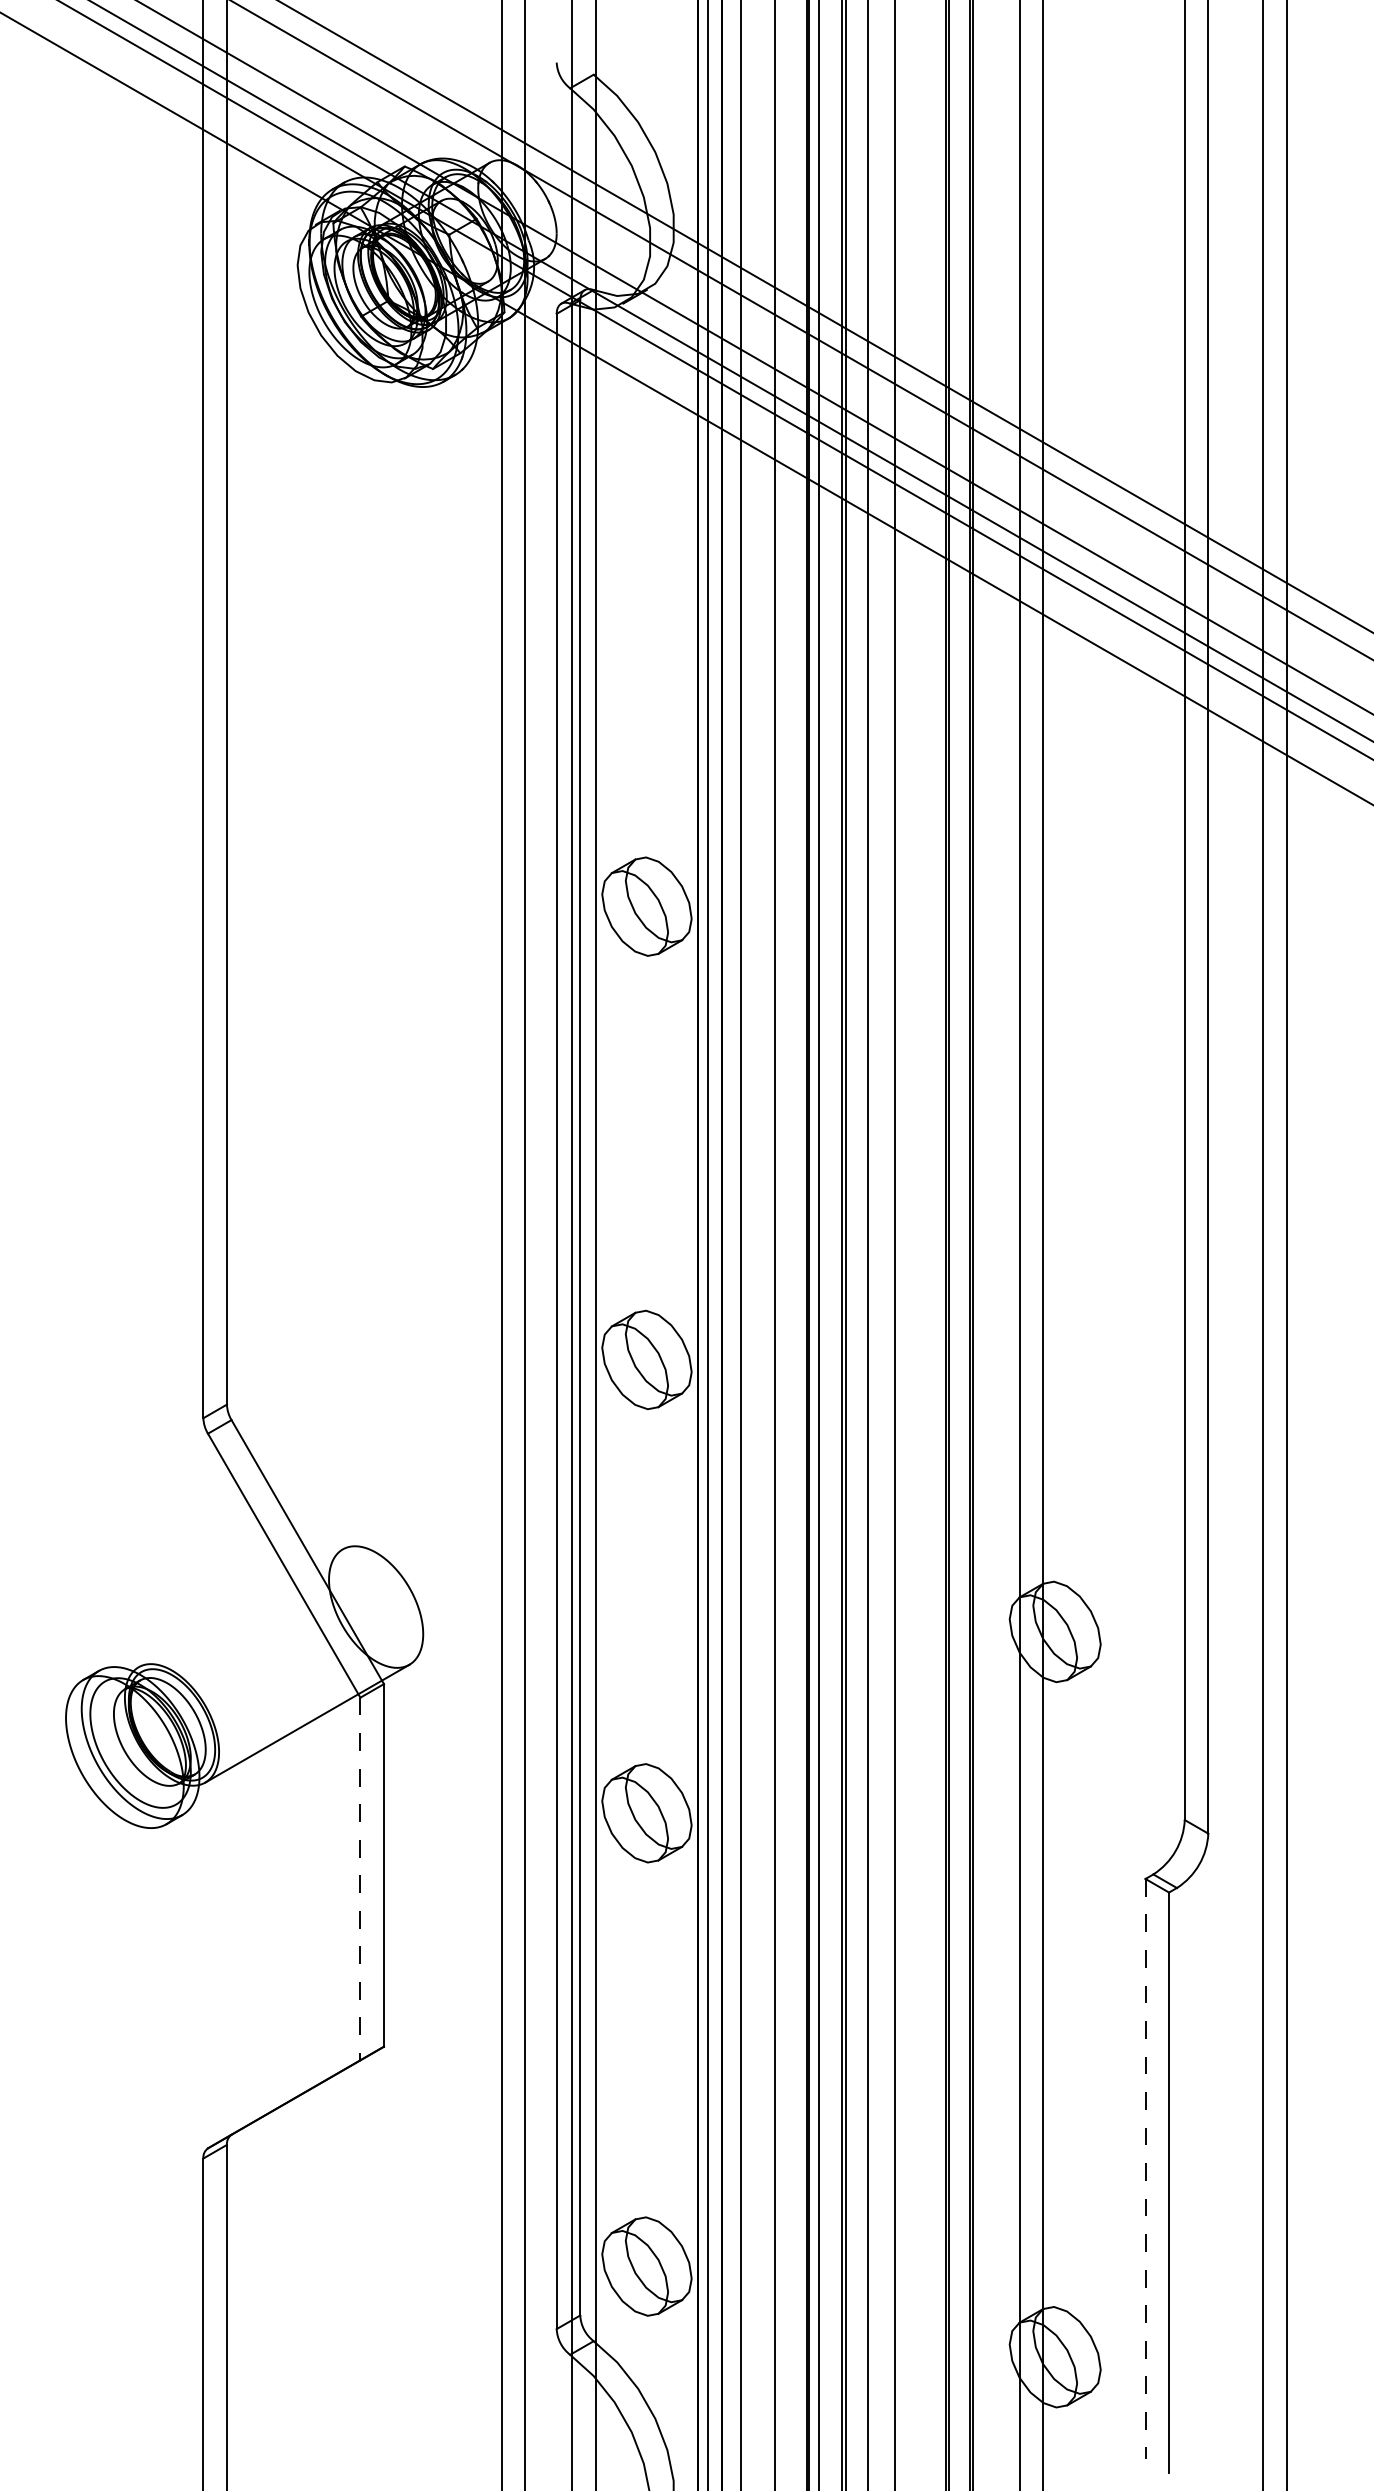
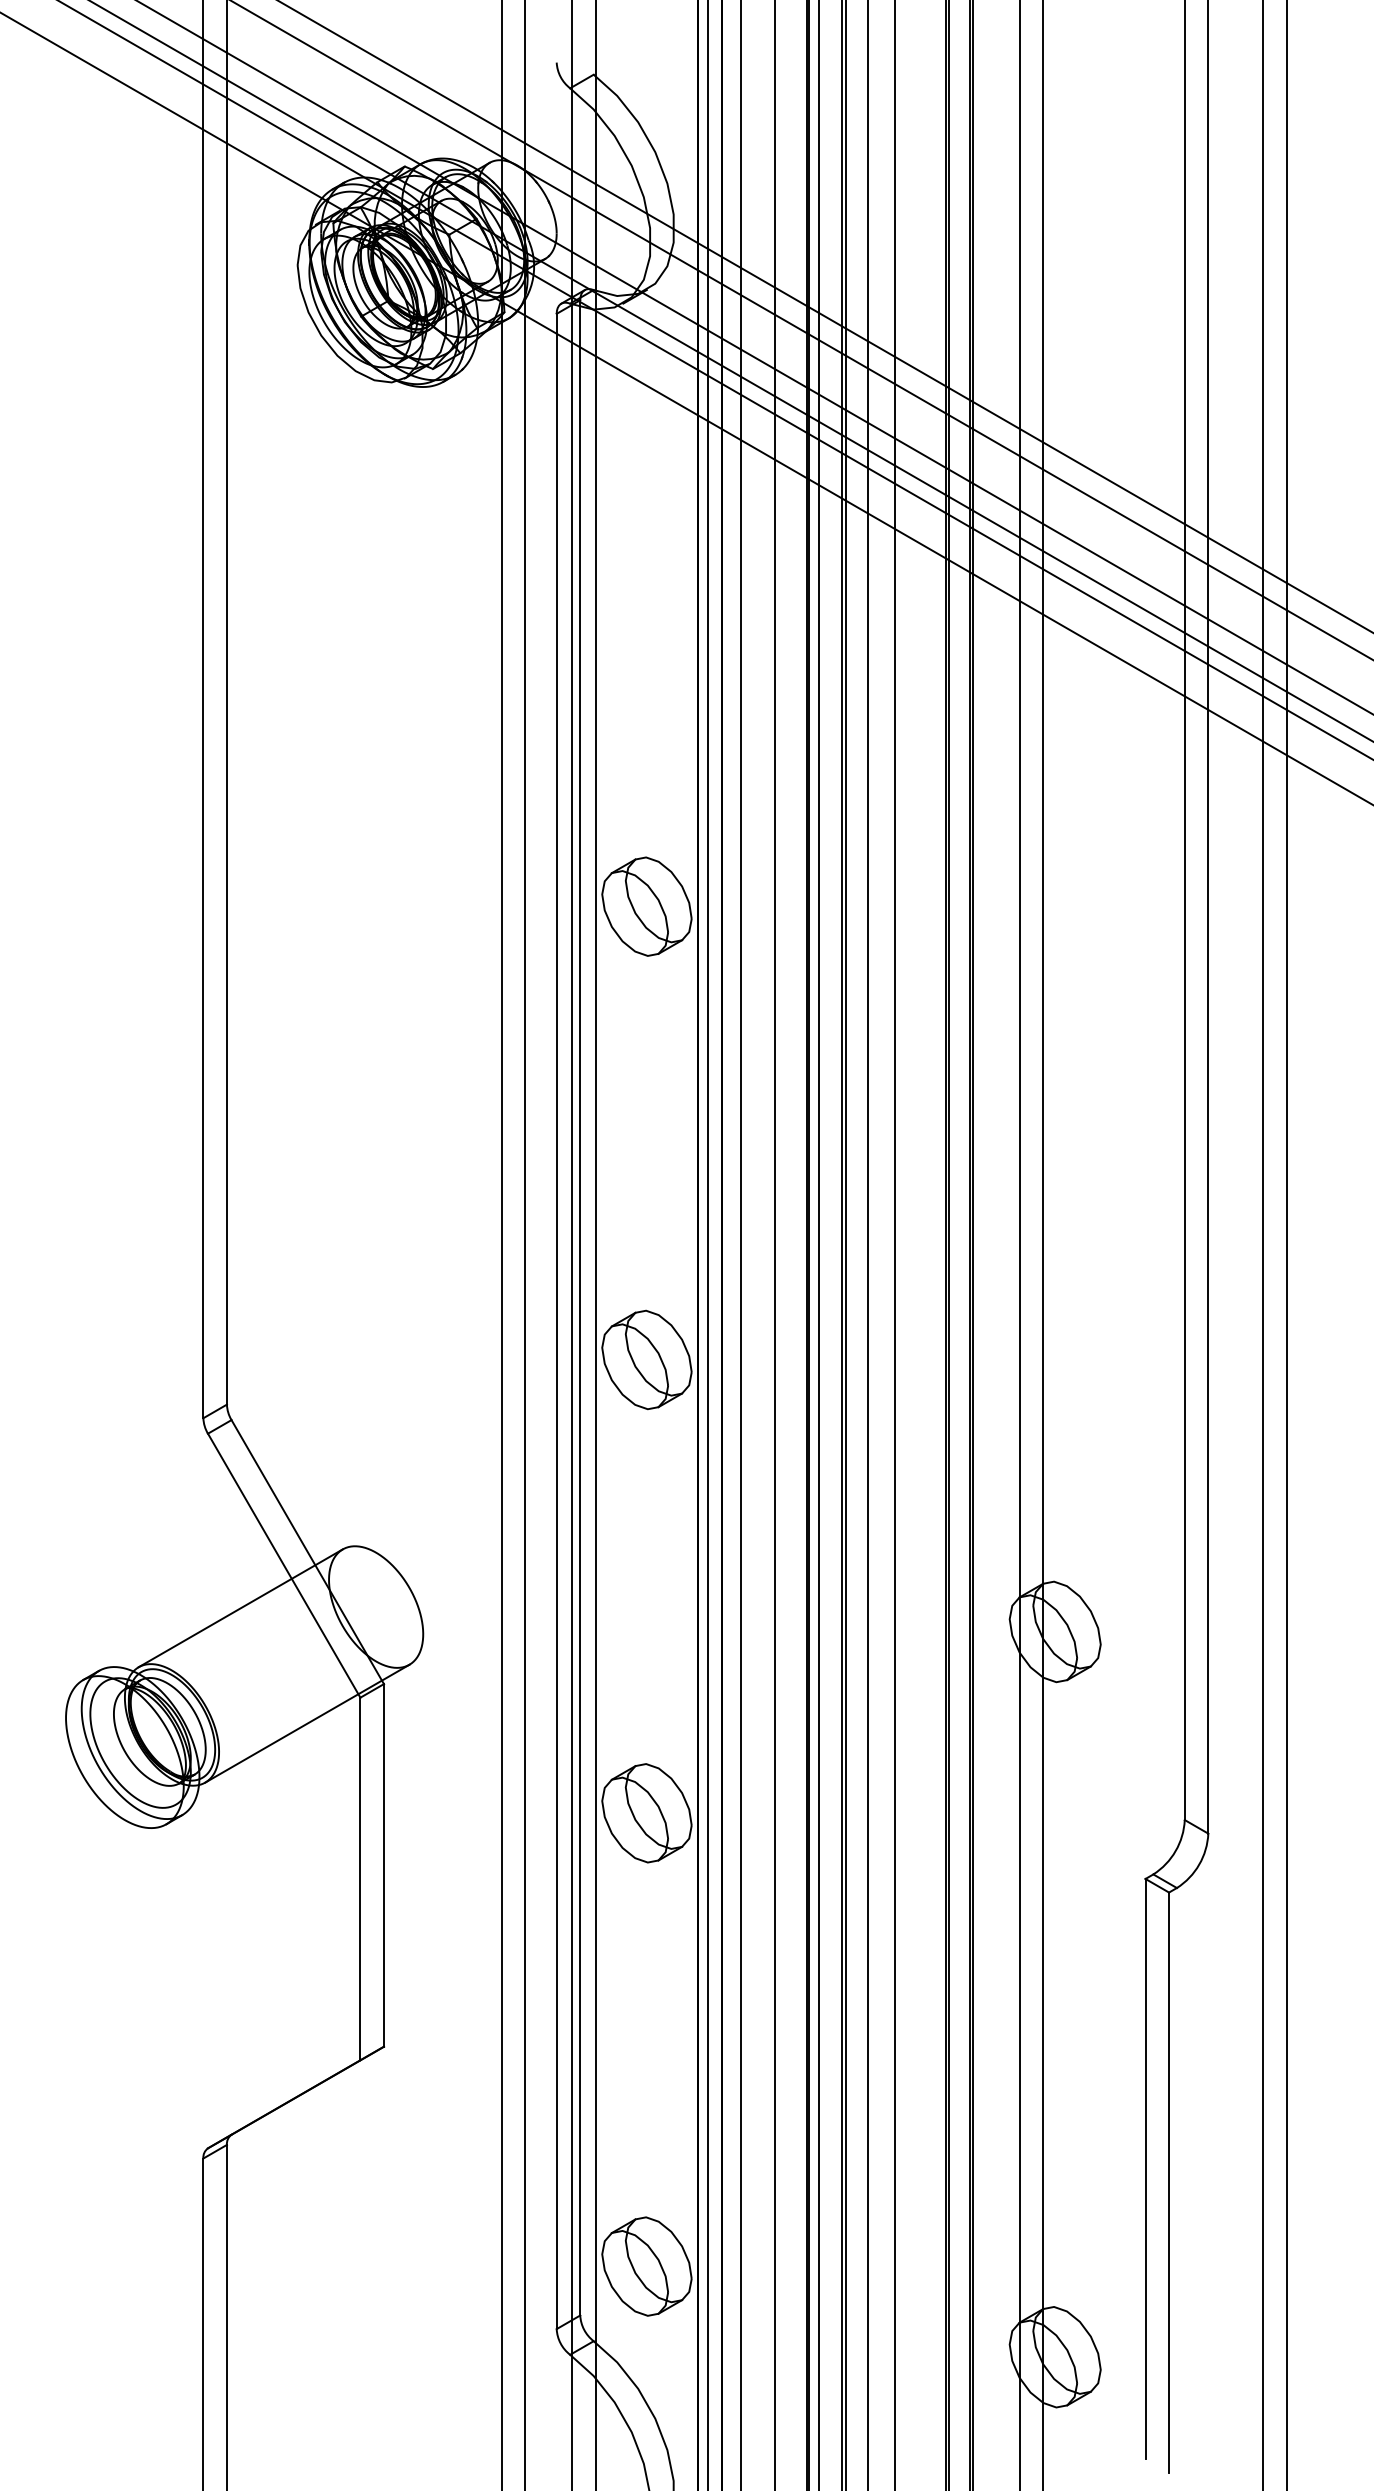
line: none -> present (240, 1608)
line: dashed -> solid (360, 1879)
line: dashed -> solid (1145, 2169)
